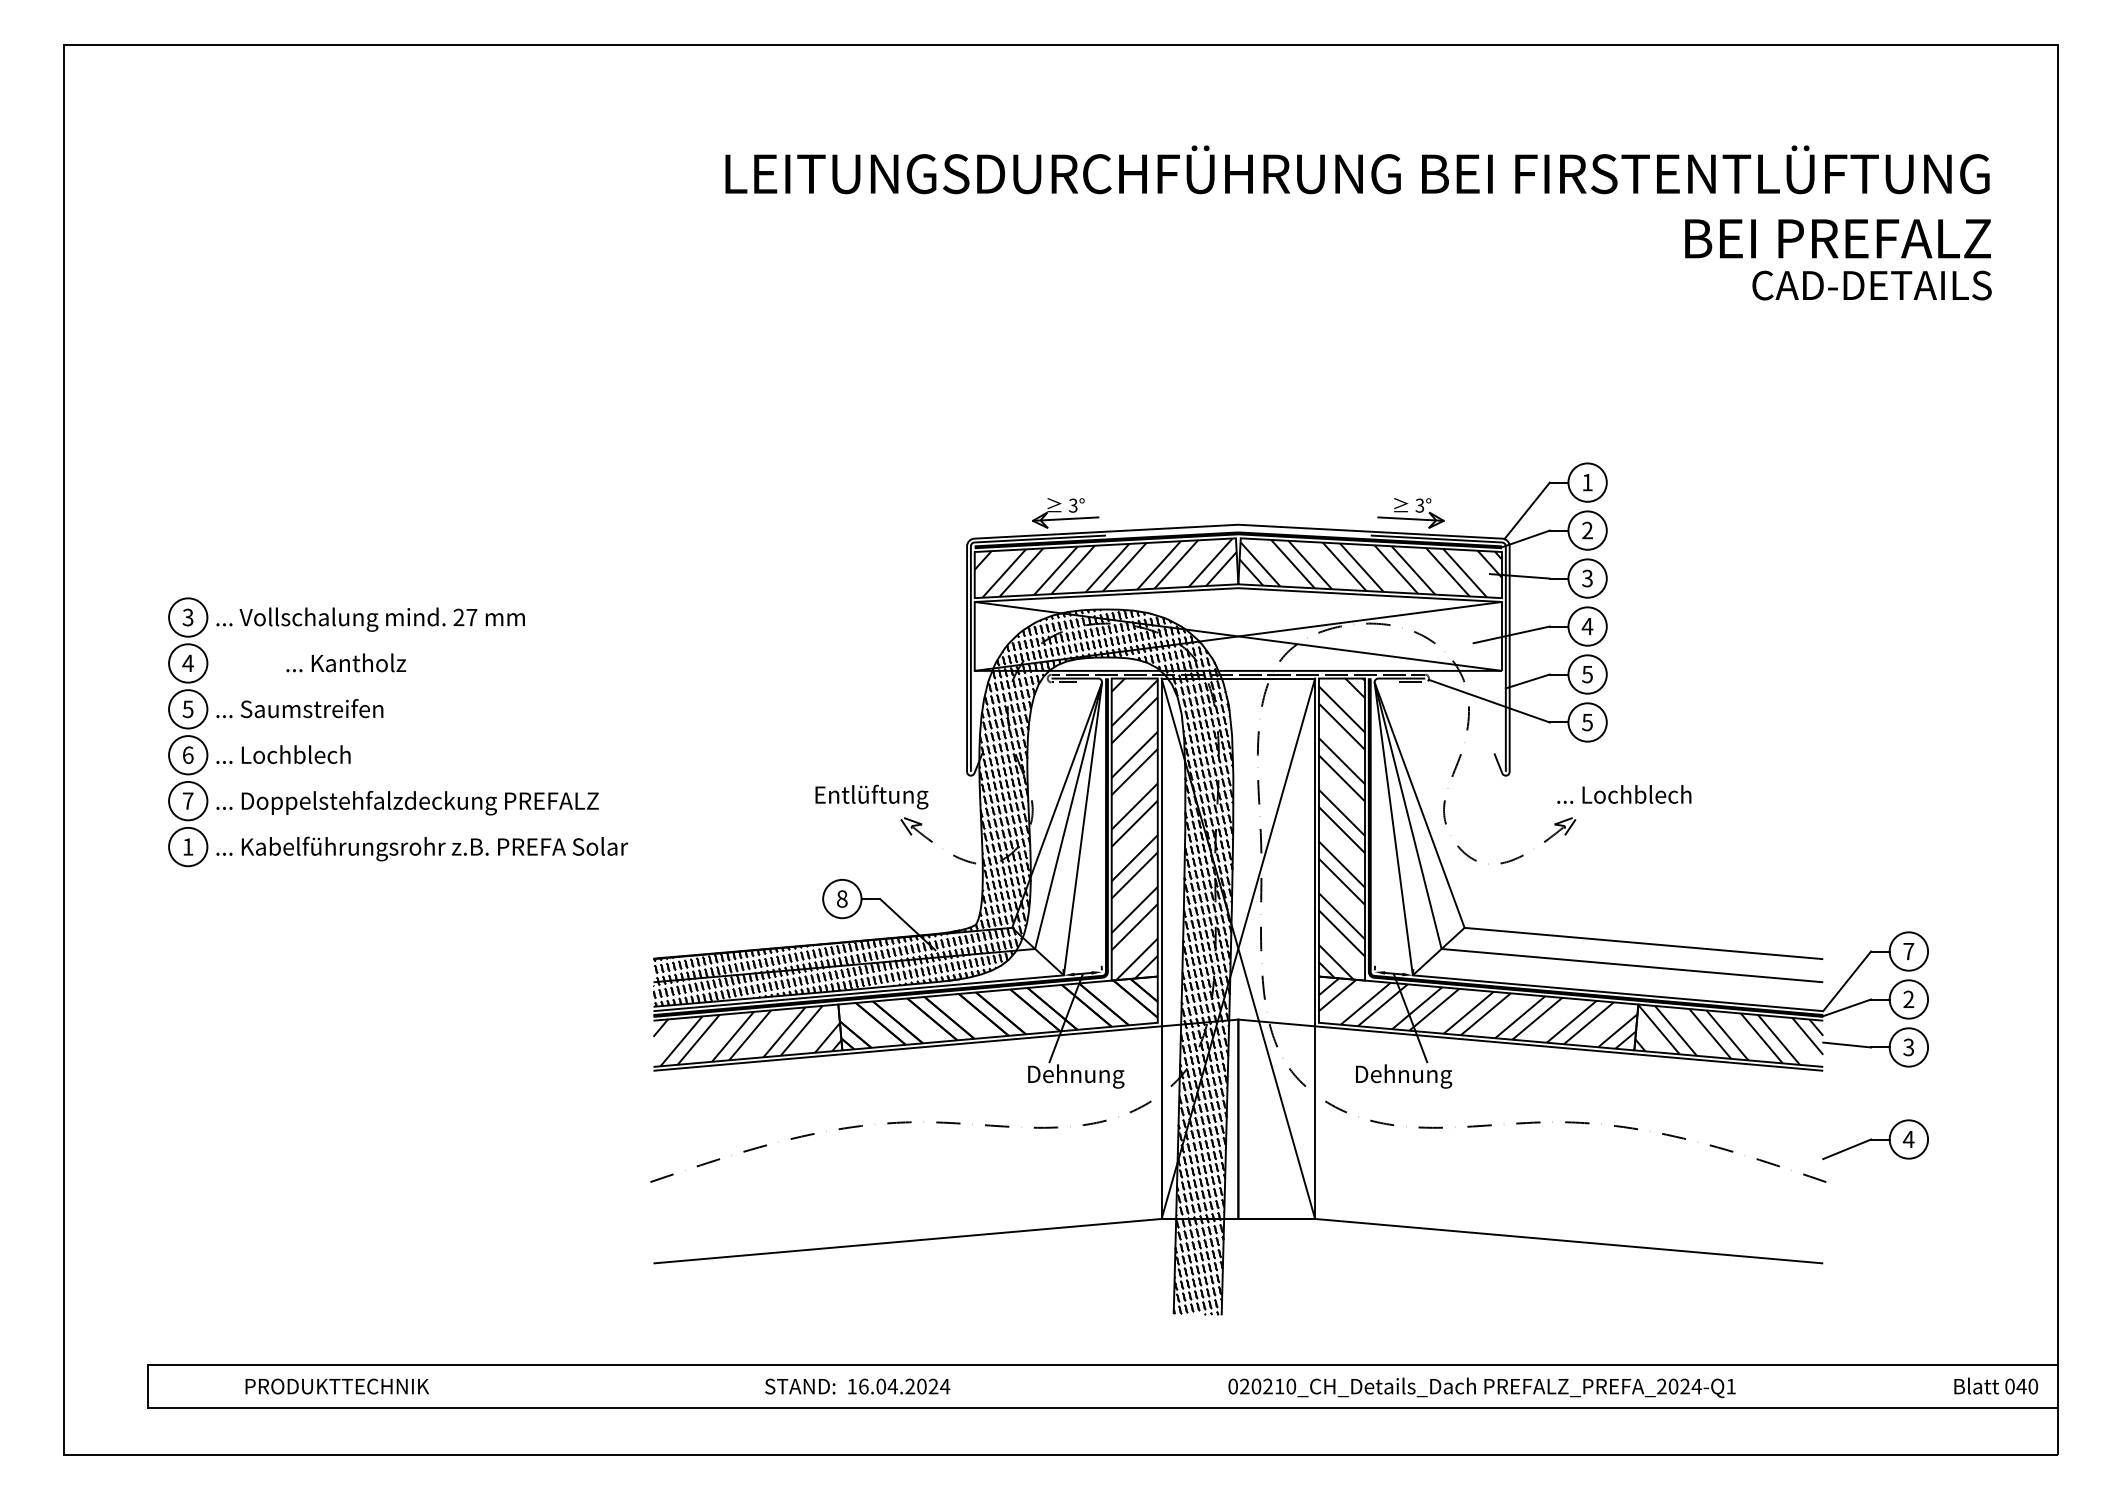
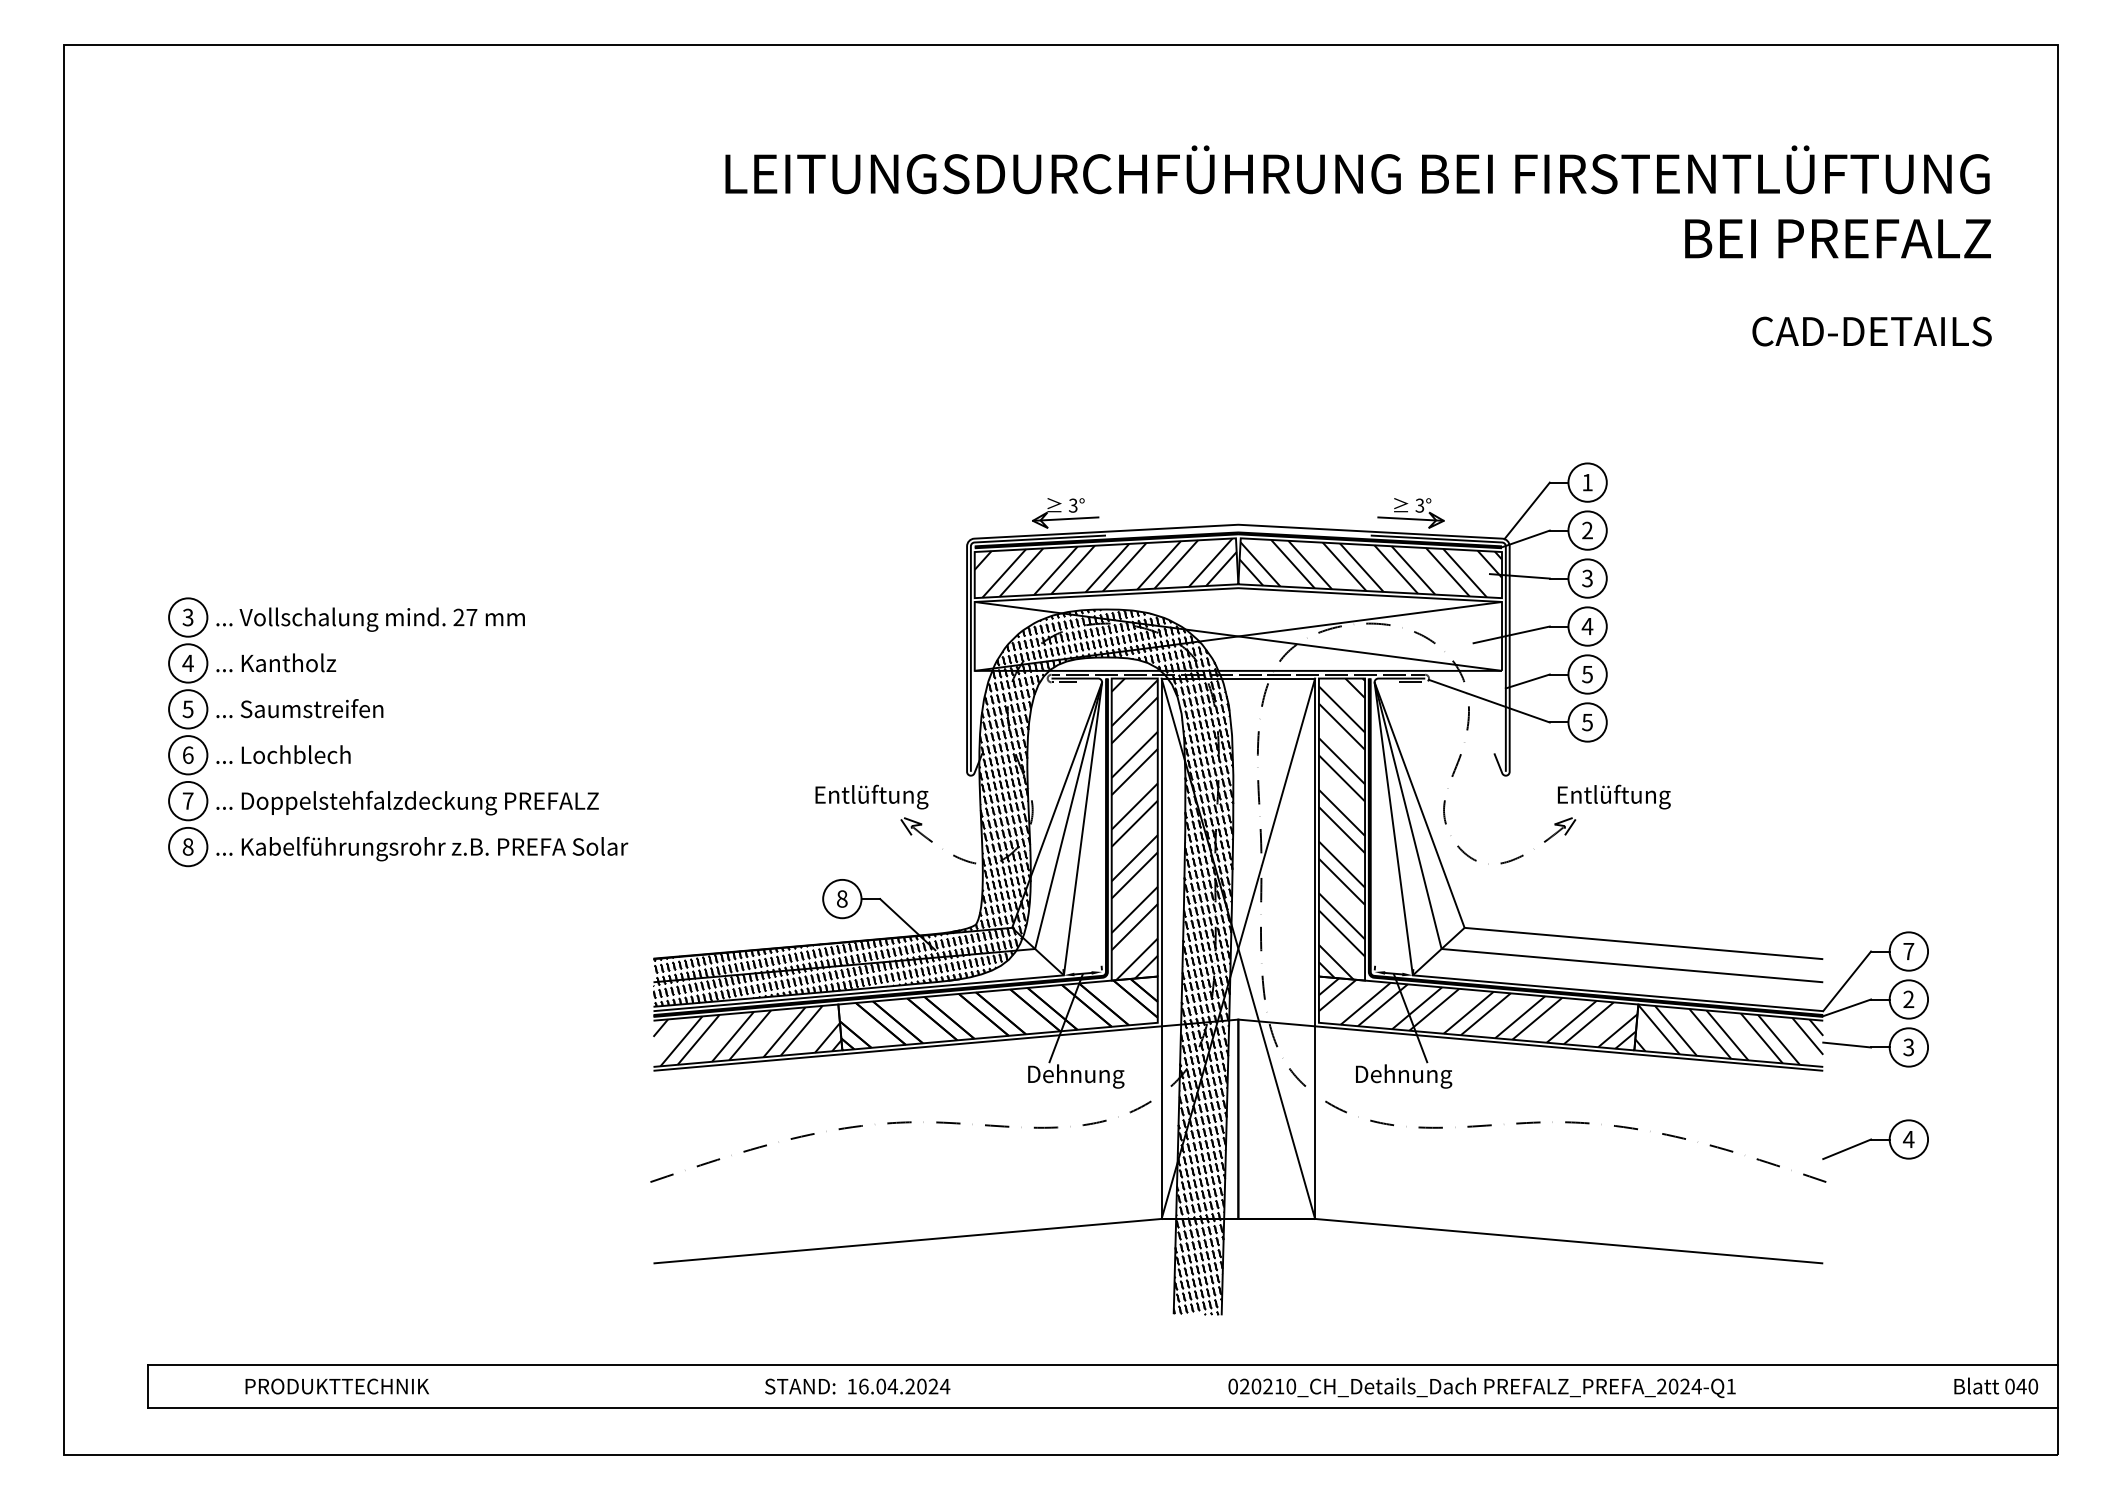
text position: (1871, 285) -> (1871, 331) (1871, 331)
text position: (346, 662) -> (276, 662) (276, 662)
text: ... Lochblech -> Entlüftung (1624, 796)
text: 1 -> 8 (187, 846)
